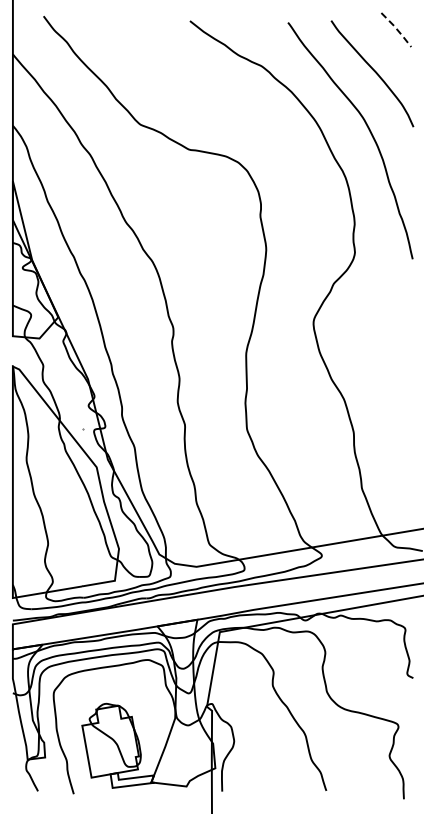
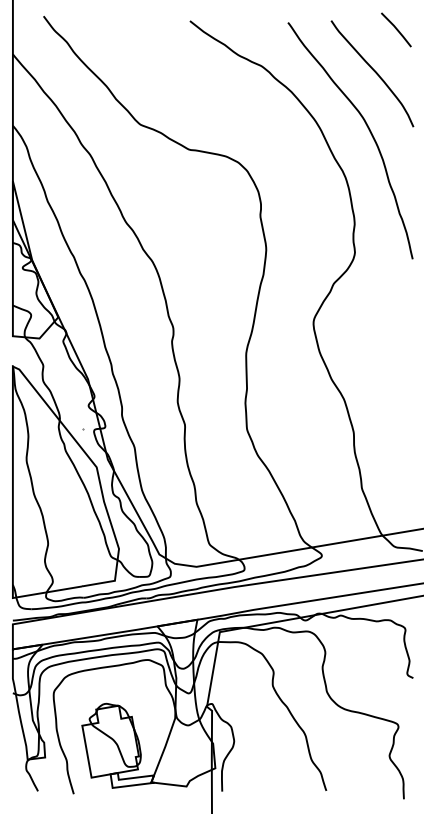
line: dashed -> solid (397, 29)
